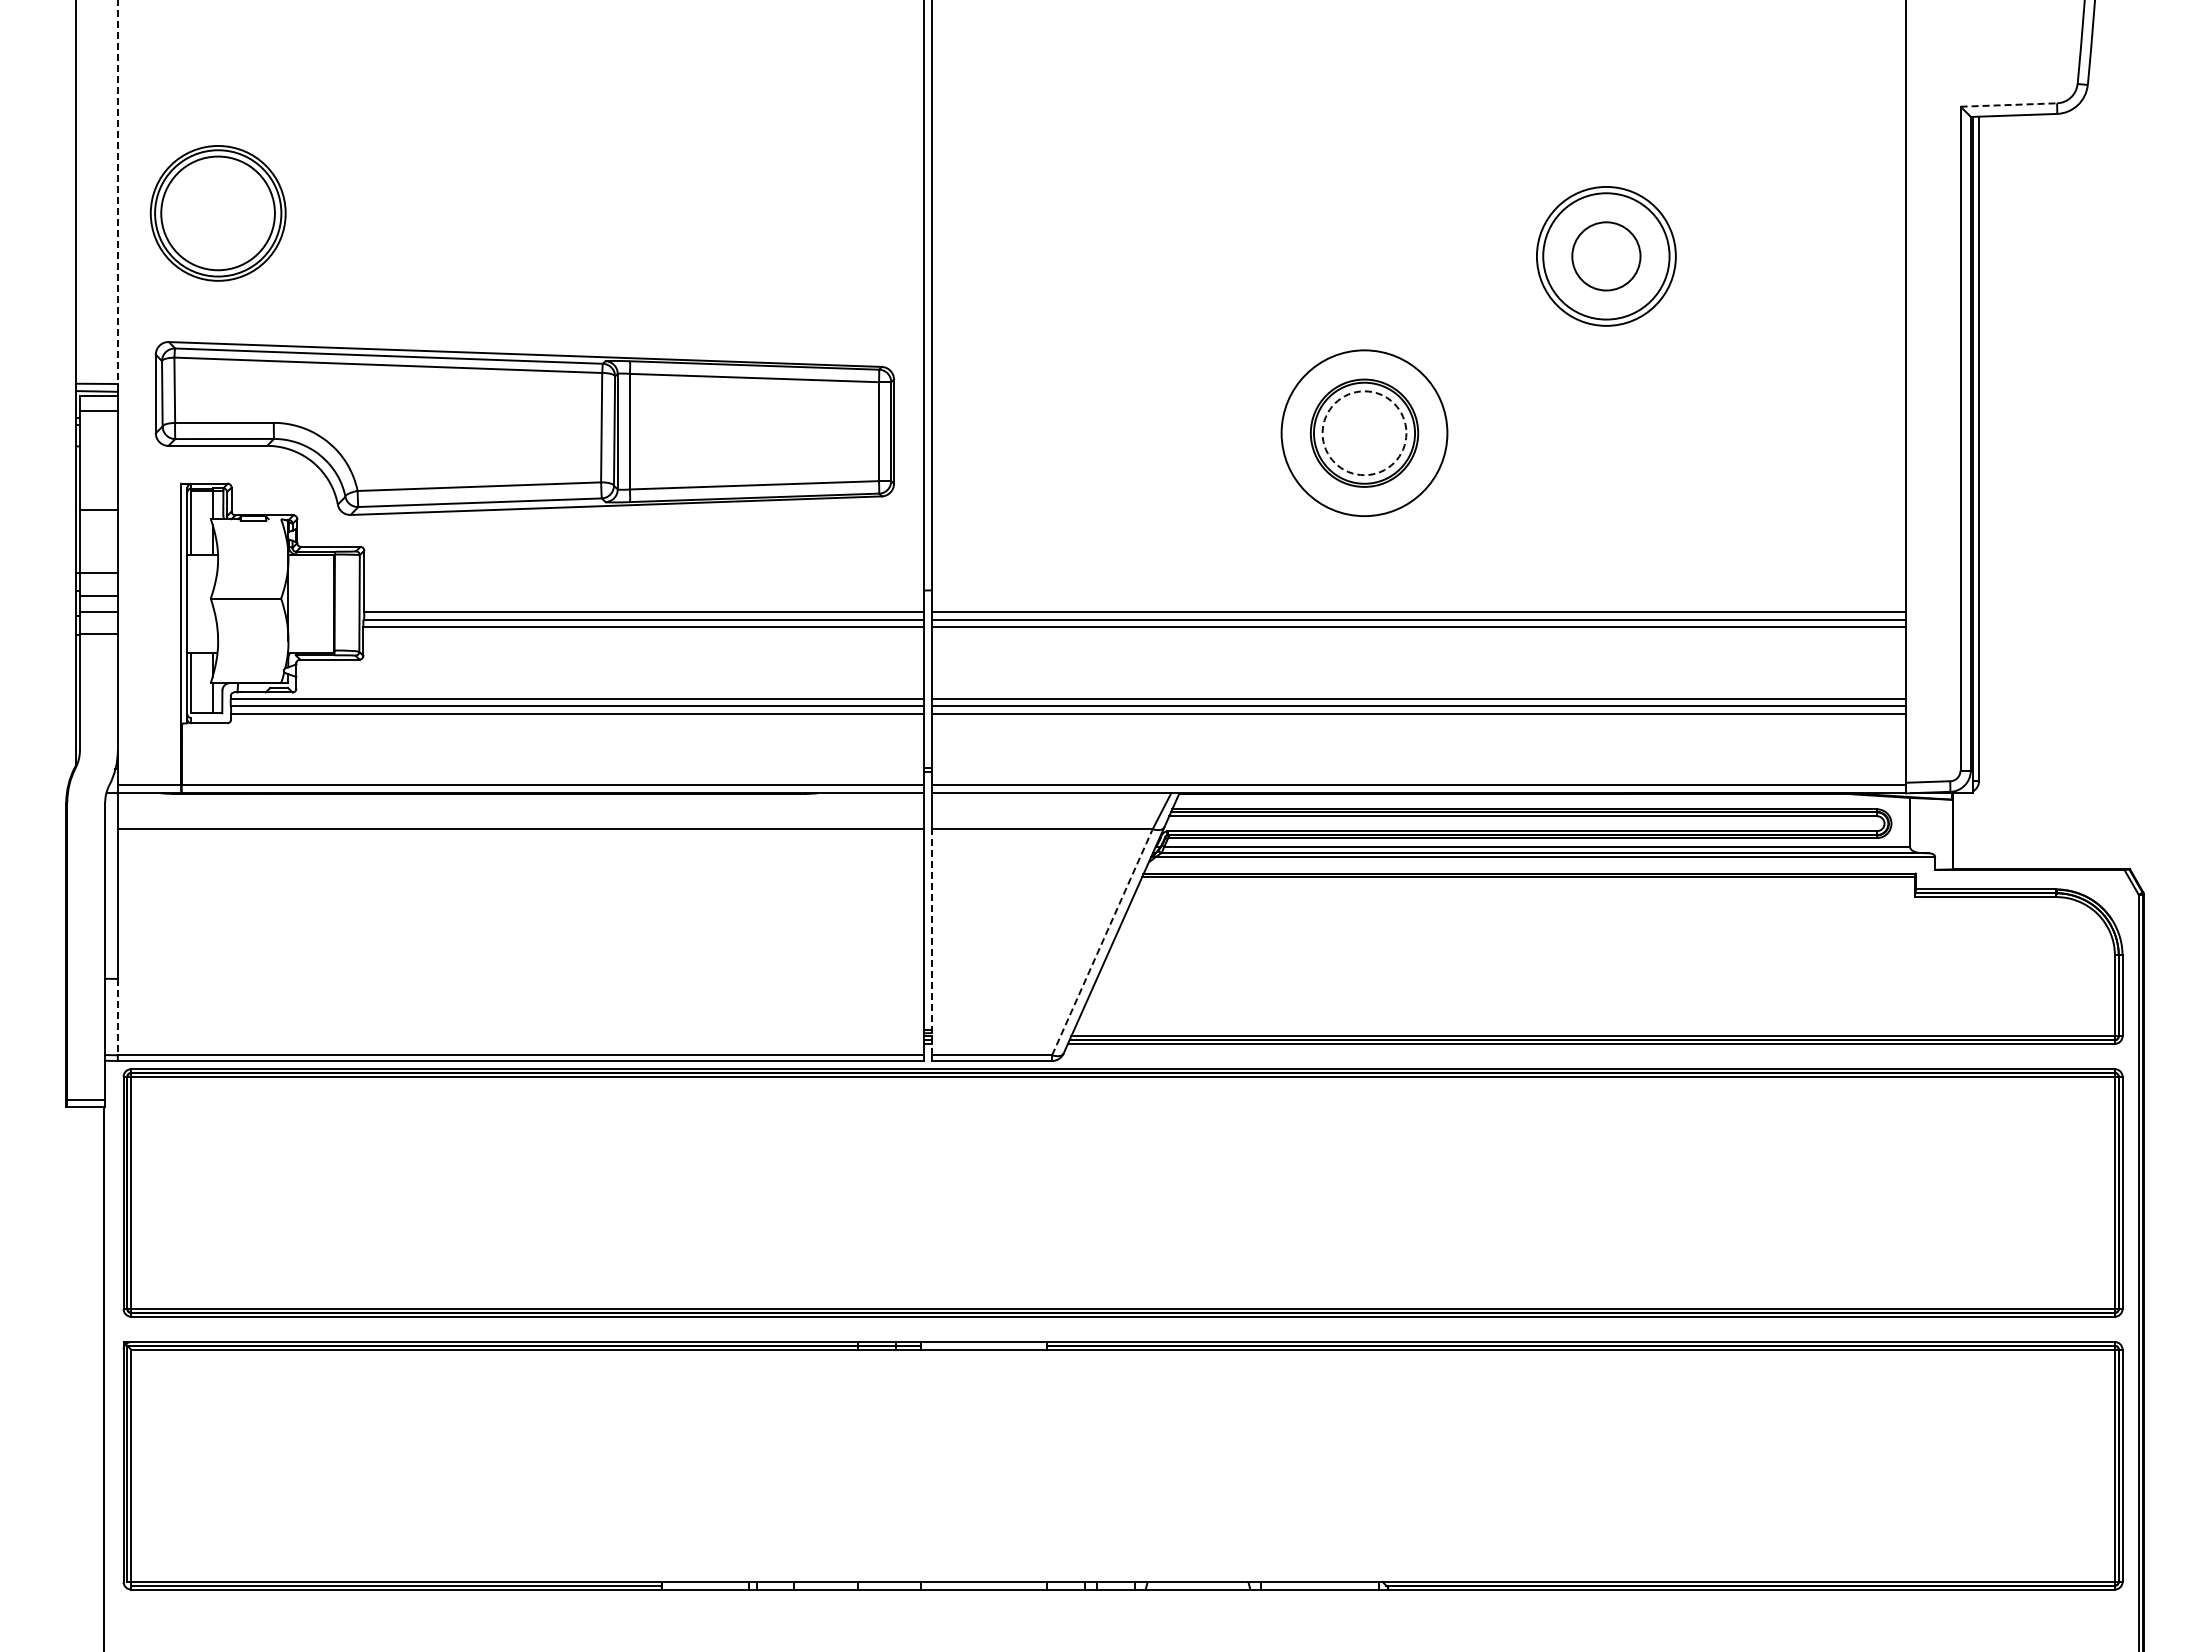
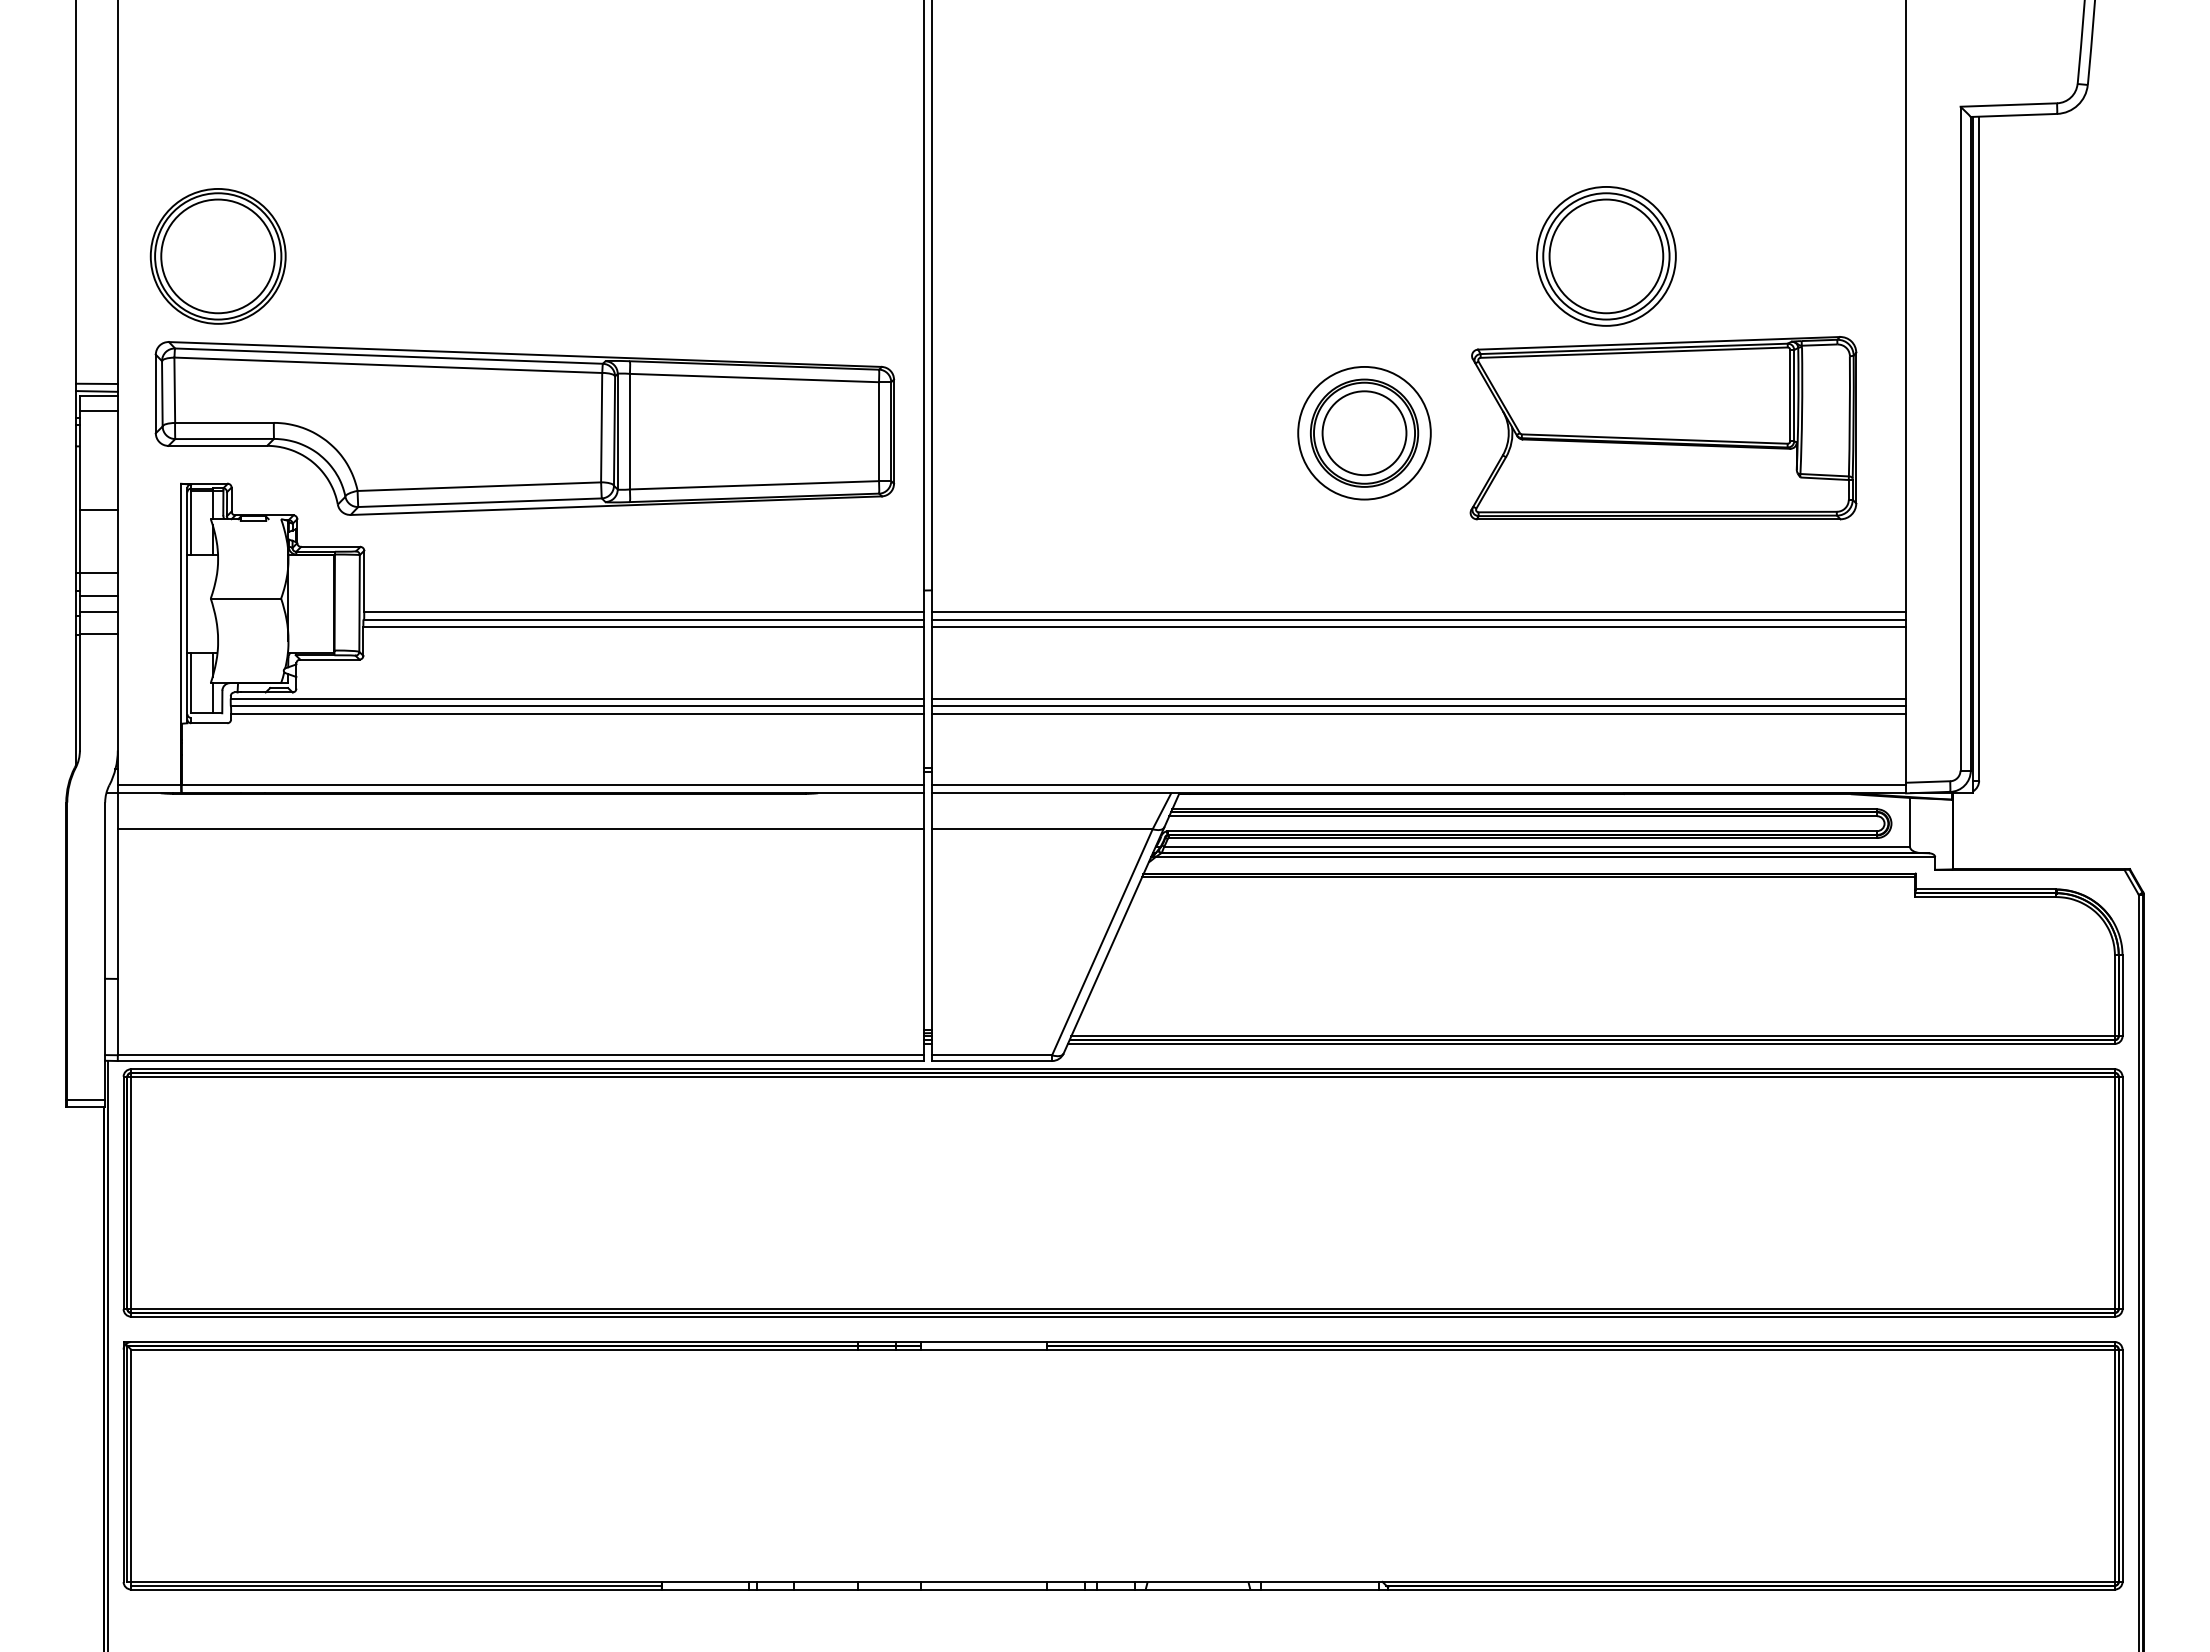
line: dashed -> solid (2009, 105)
line: dashed -> solid (117, 192)
part position: (217, 213) -> (217, 256) (217, 256)
circle diameter: 68 px -> 114 px (1606, 256)
part: none -> present (1663, 428)
circle diameter: 166 px -> 133 px (1364, 432)
circle: dashed -> solid (1364, 433)
line: dashed -> solid (931, 942)
line: dashed -> solid (1102, 942)
line: dashed -> solid (117, 1017)
line: none -> present (108, 1354)
